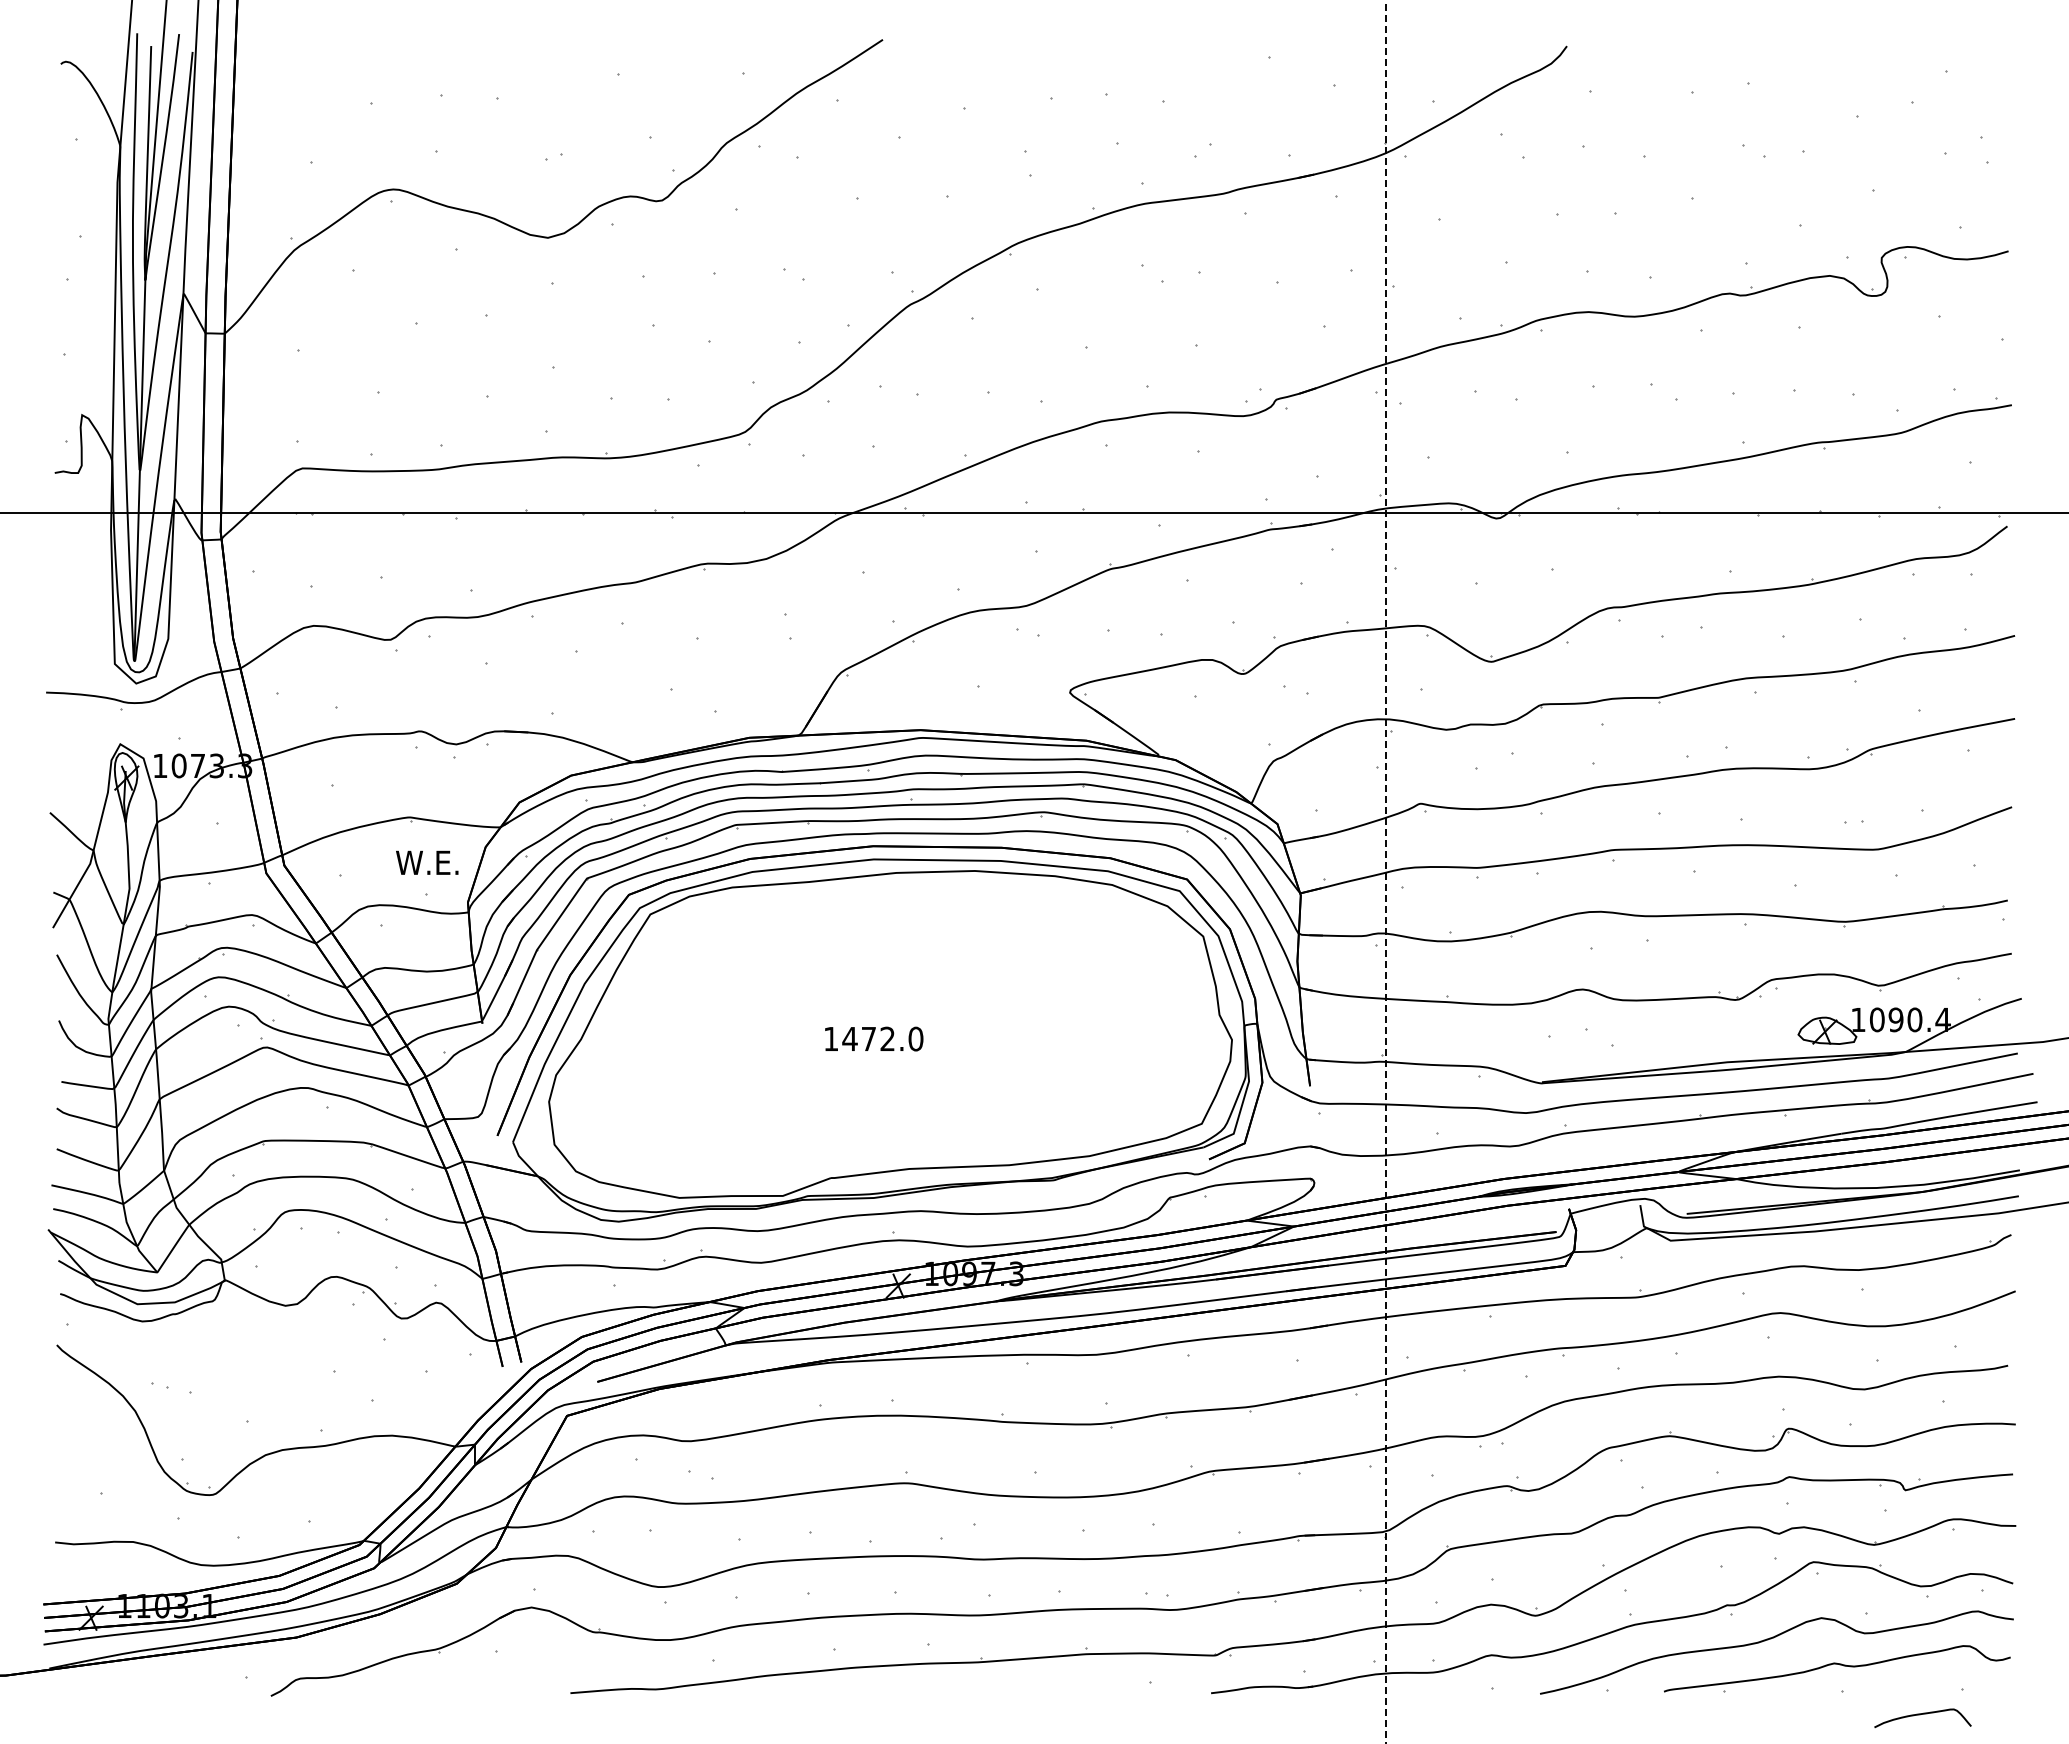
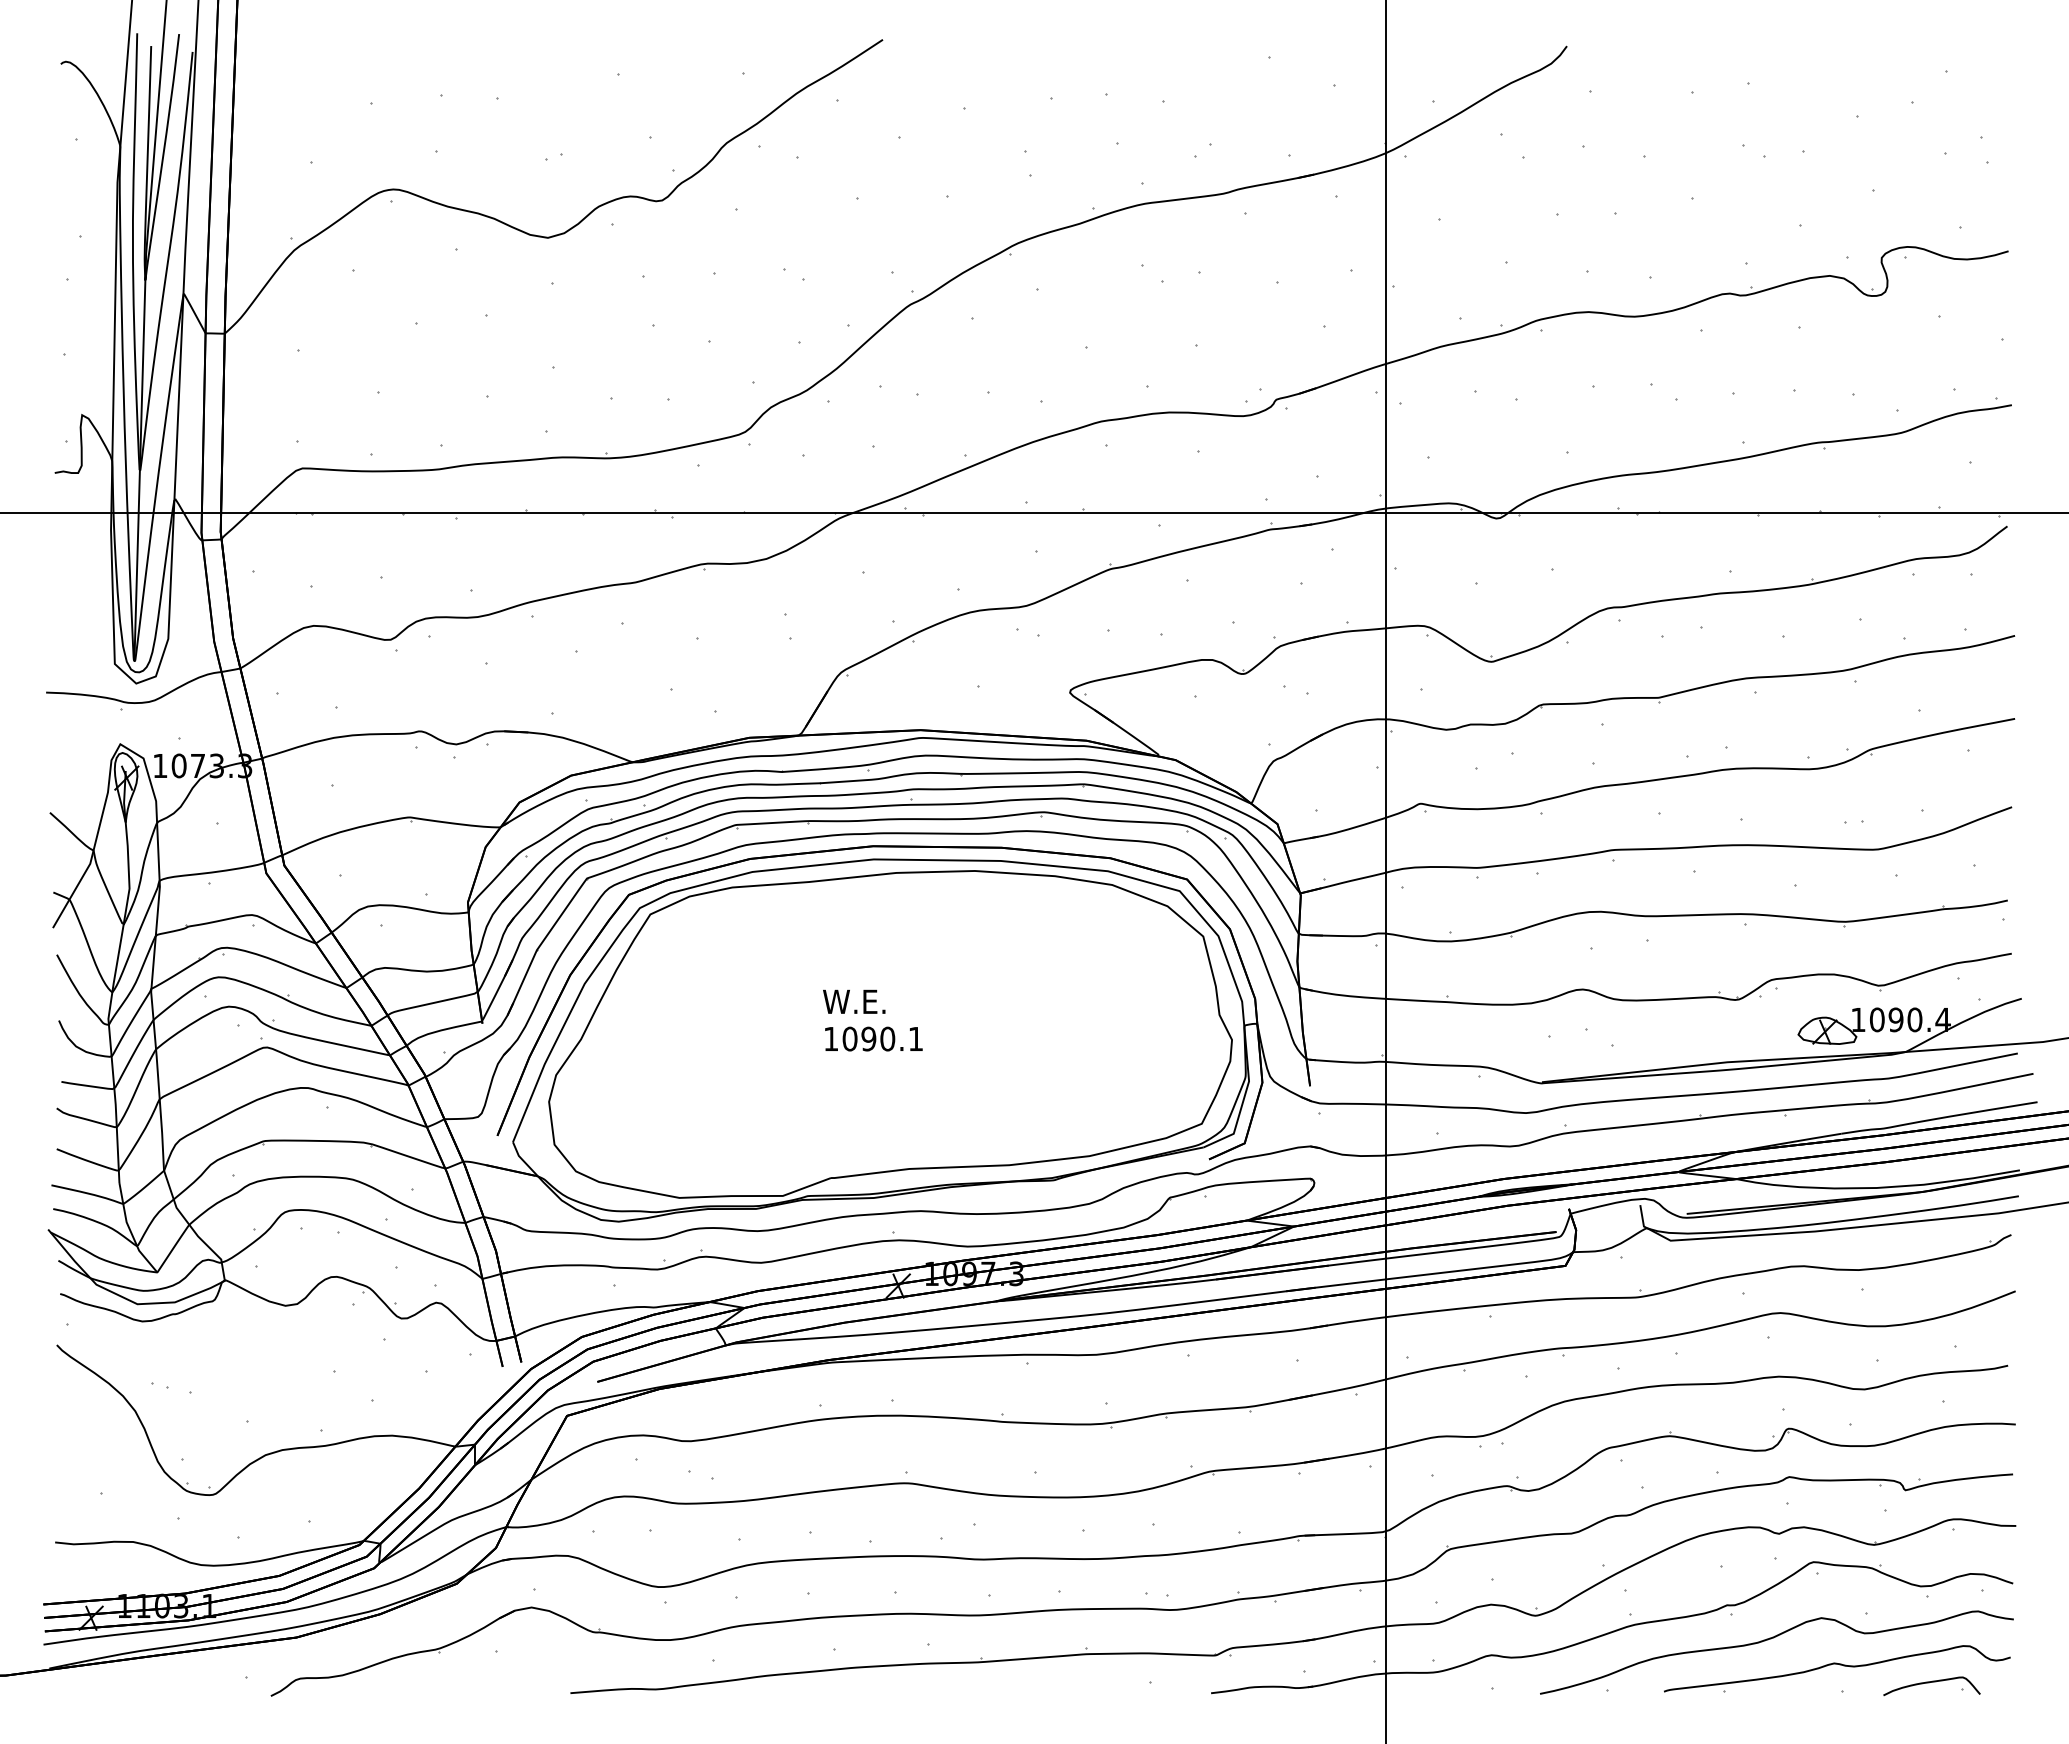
text position: (427, 862) -> (854, 1001) (854, 1001)
line: dashed -> solid (1386, 871)
text: 1472.0 -> 1090.1 (882, 1038)
curve position: (1920, 1715) -> (1929, 1683) (1929, 1683)
